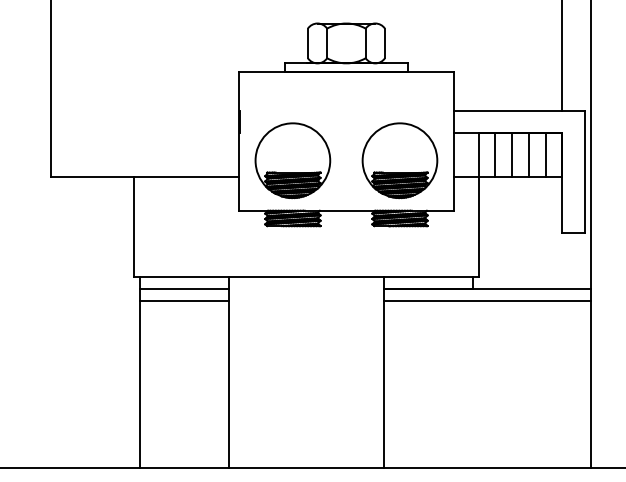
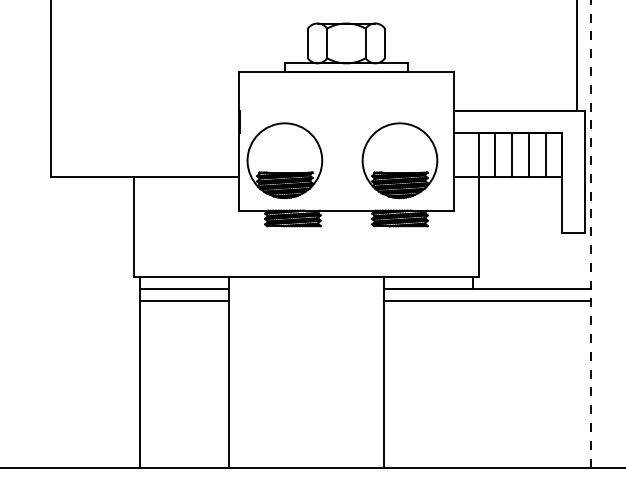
line position: (562, 56) -> (577, 56) (577, 56)
part position: (292, 160) -> (284, 160) (284, 160)
line: solid -> dashed (590, 233)
